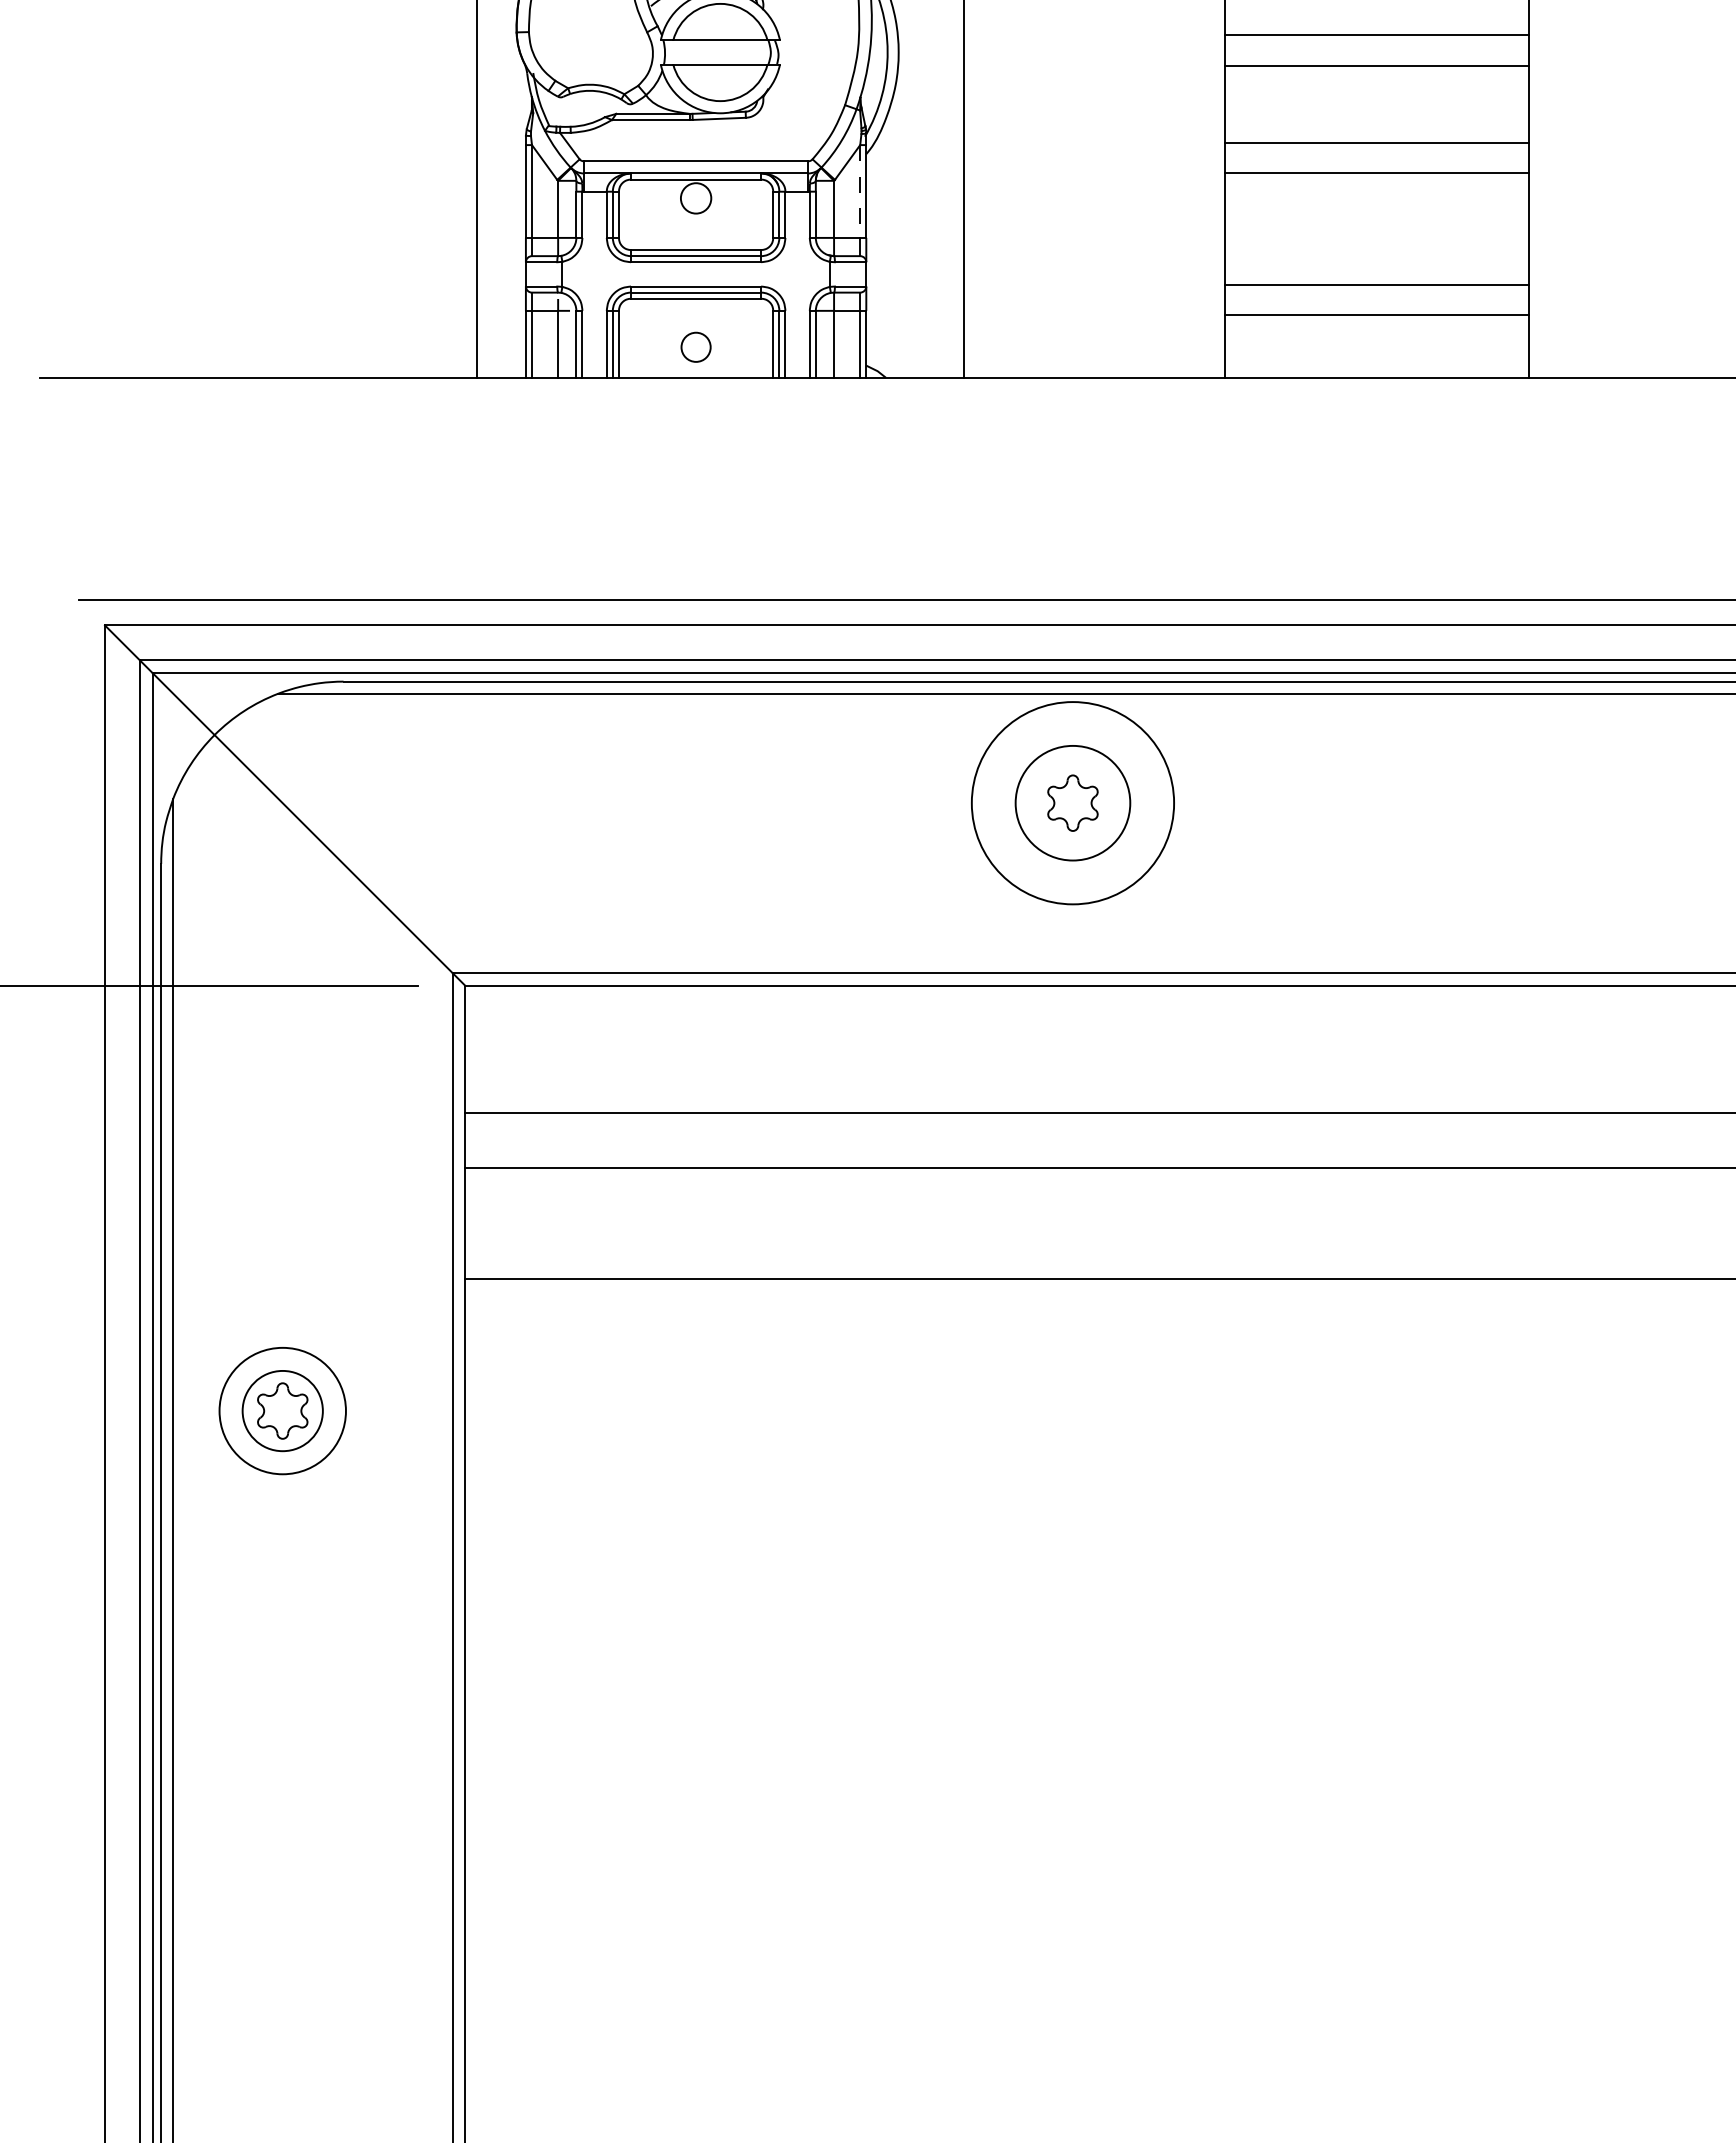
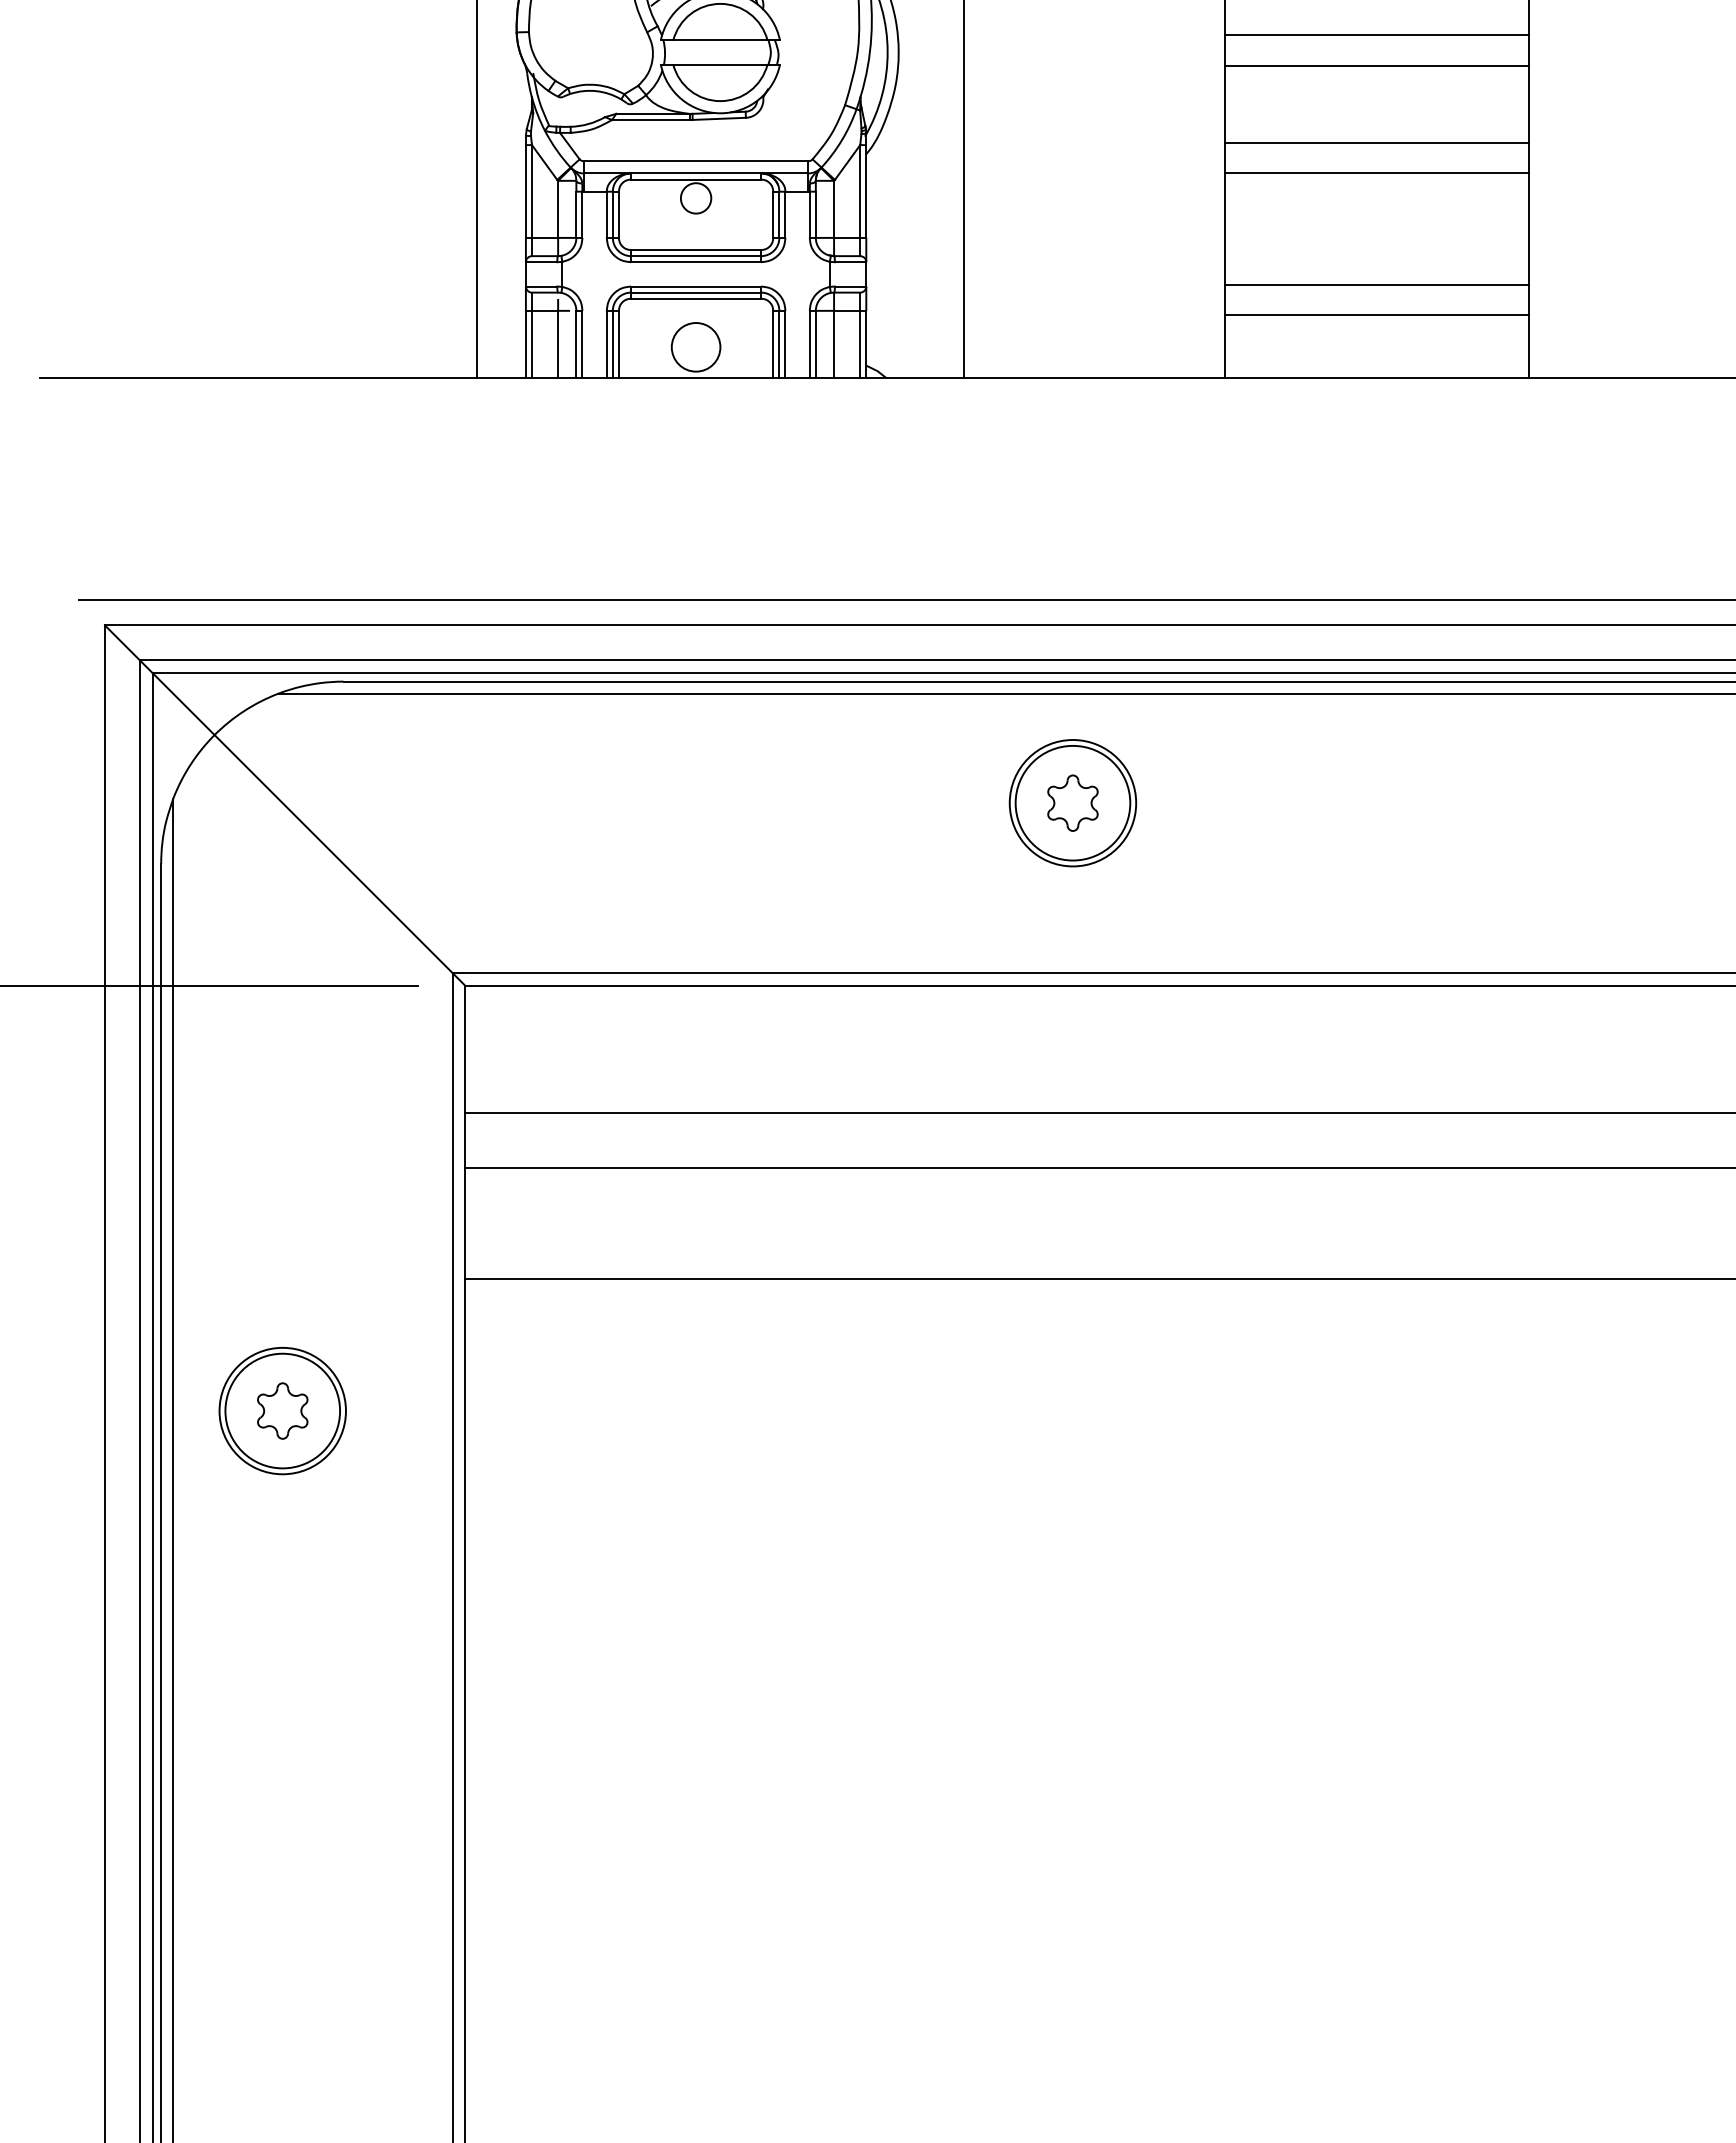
line: dashed -> solid (860, 192)
circle diameter: 29 px -> 49 px (695, 347)
circle diameter: 202 px -> 126 px (1072, 803)
circle diameter: 80 px -> 115 px (282, 1410)
